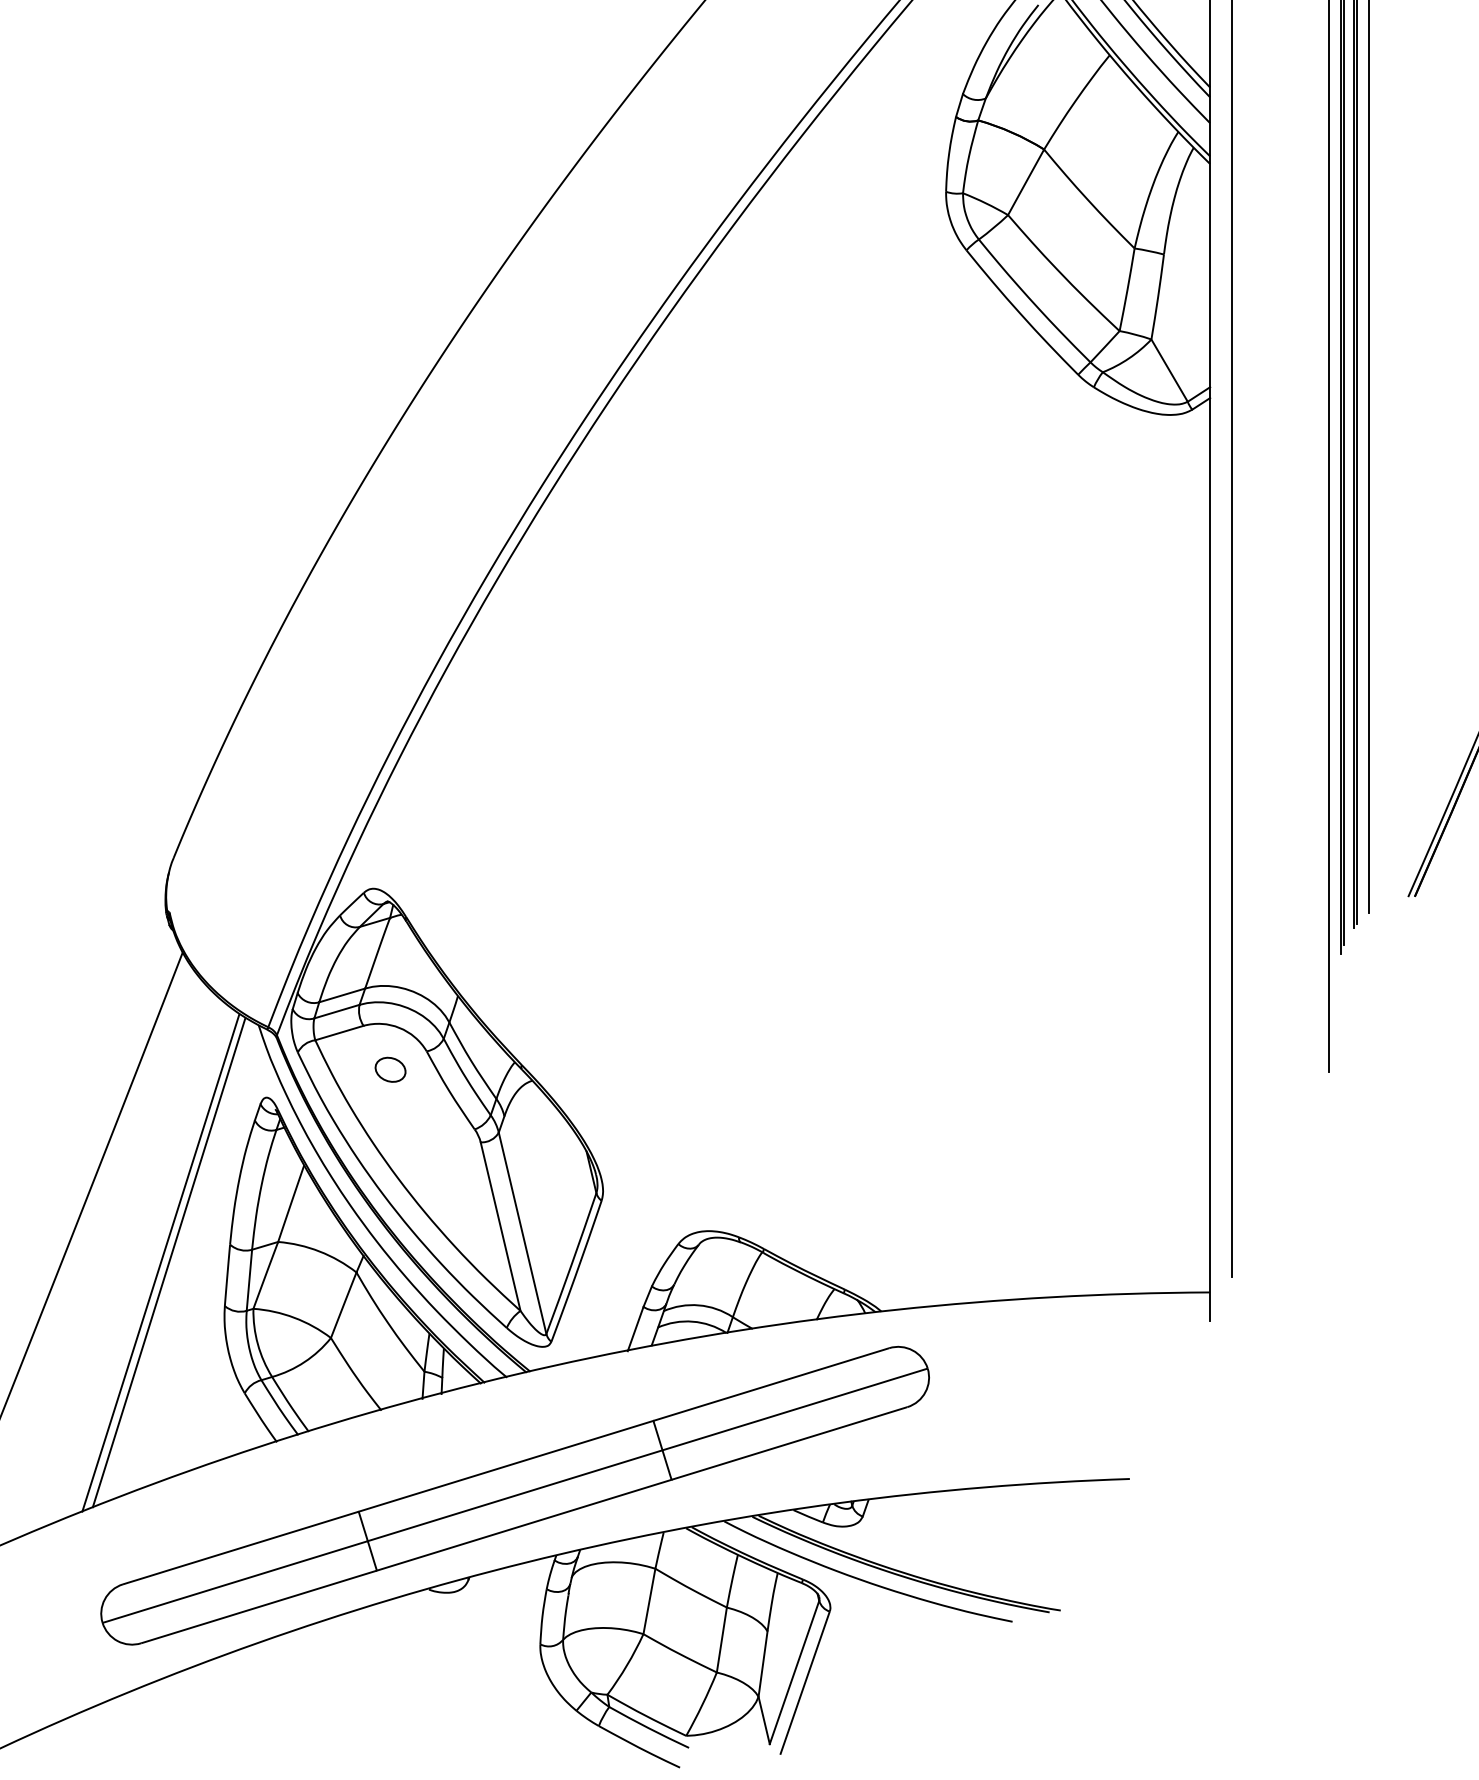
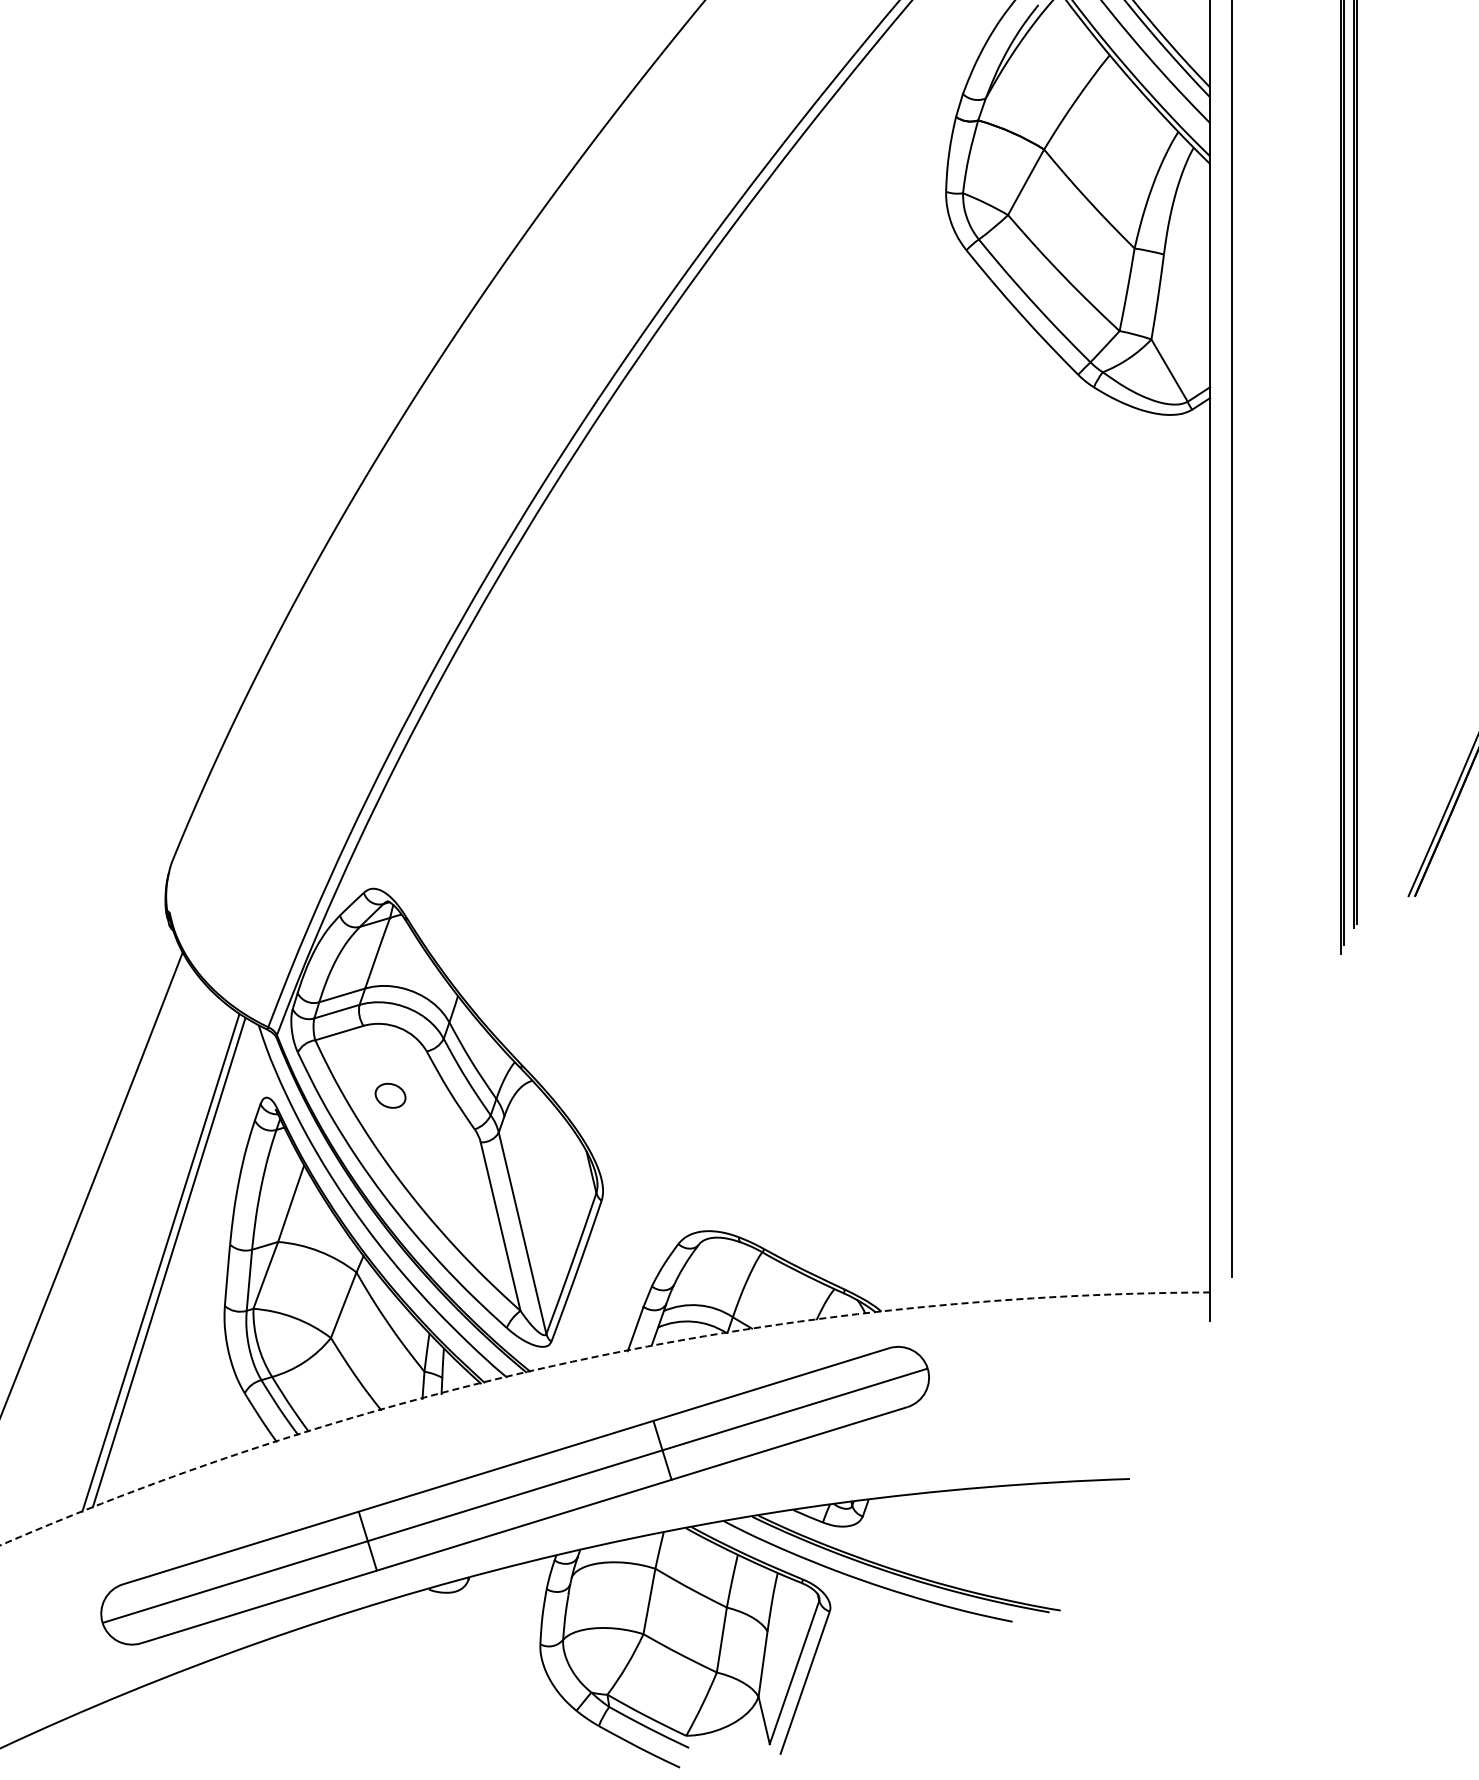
line: present -> none (1368, 457)
line: present -> none (1329, 537)
part position: (390, 1069) -> (390, 1095) (390, 1095)
arc: solid -> dashed (591, 1357)
